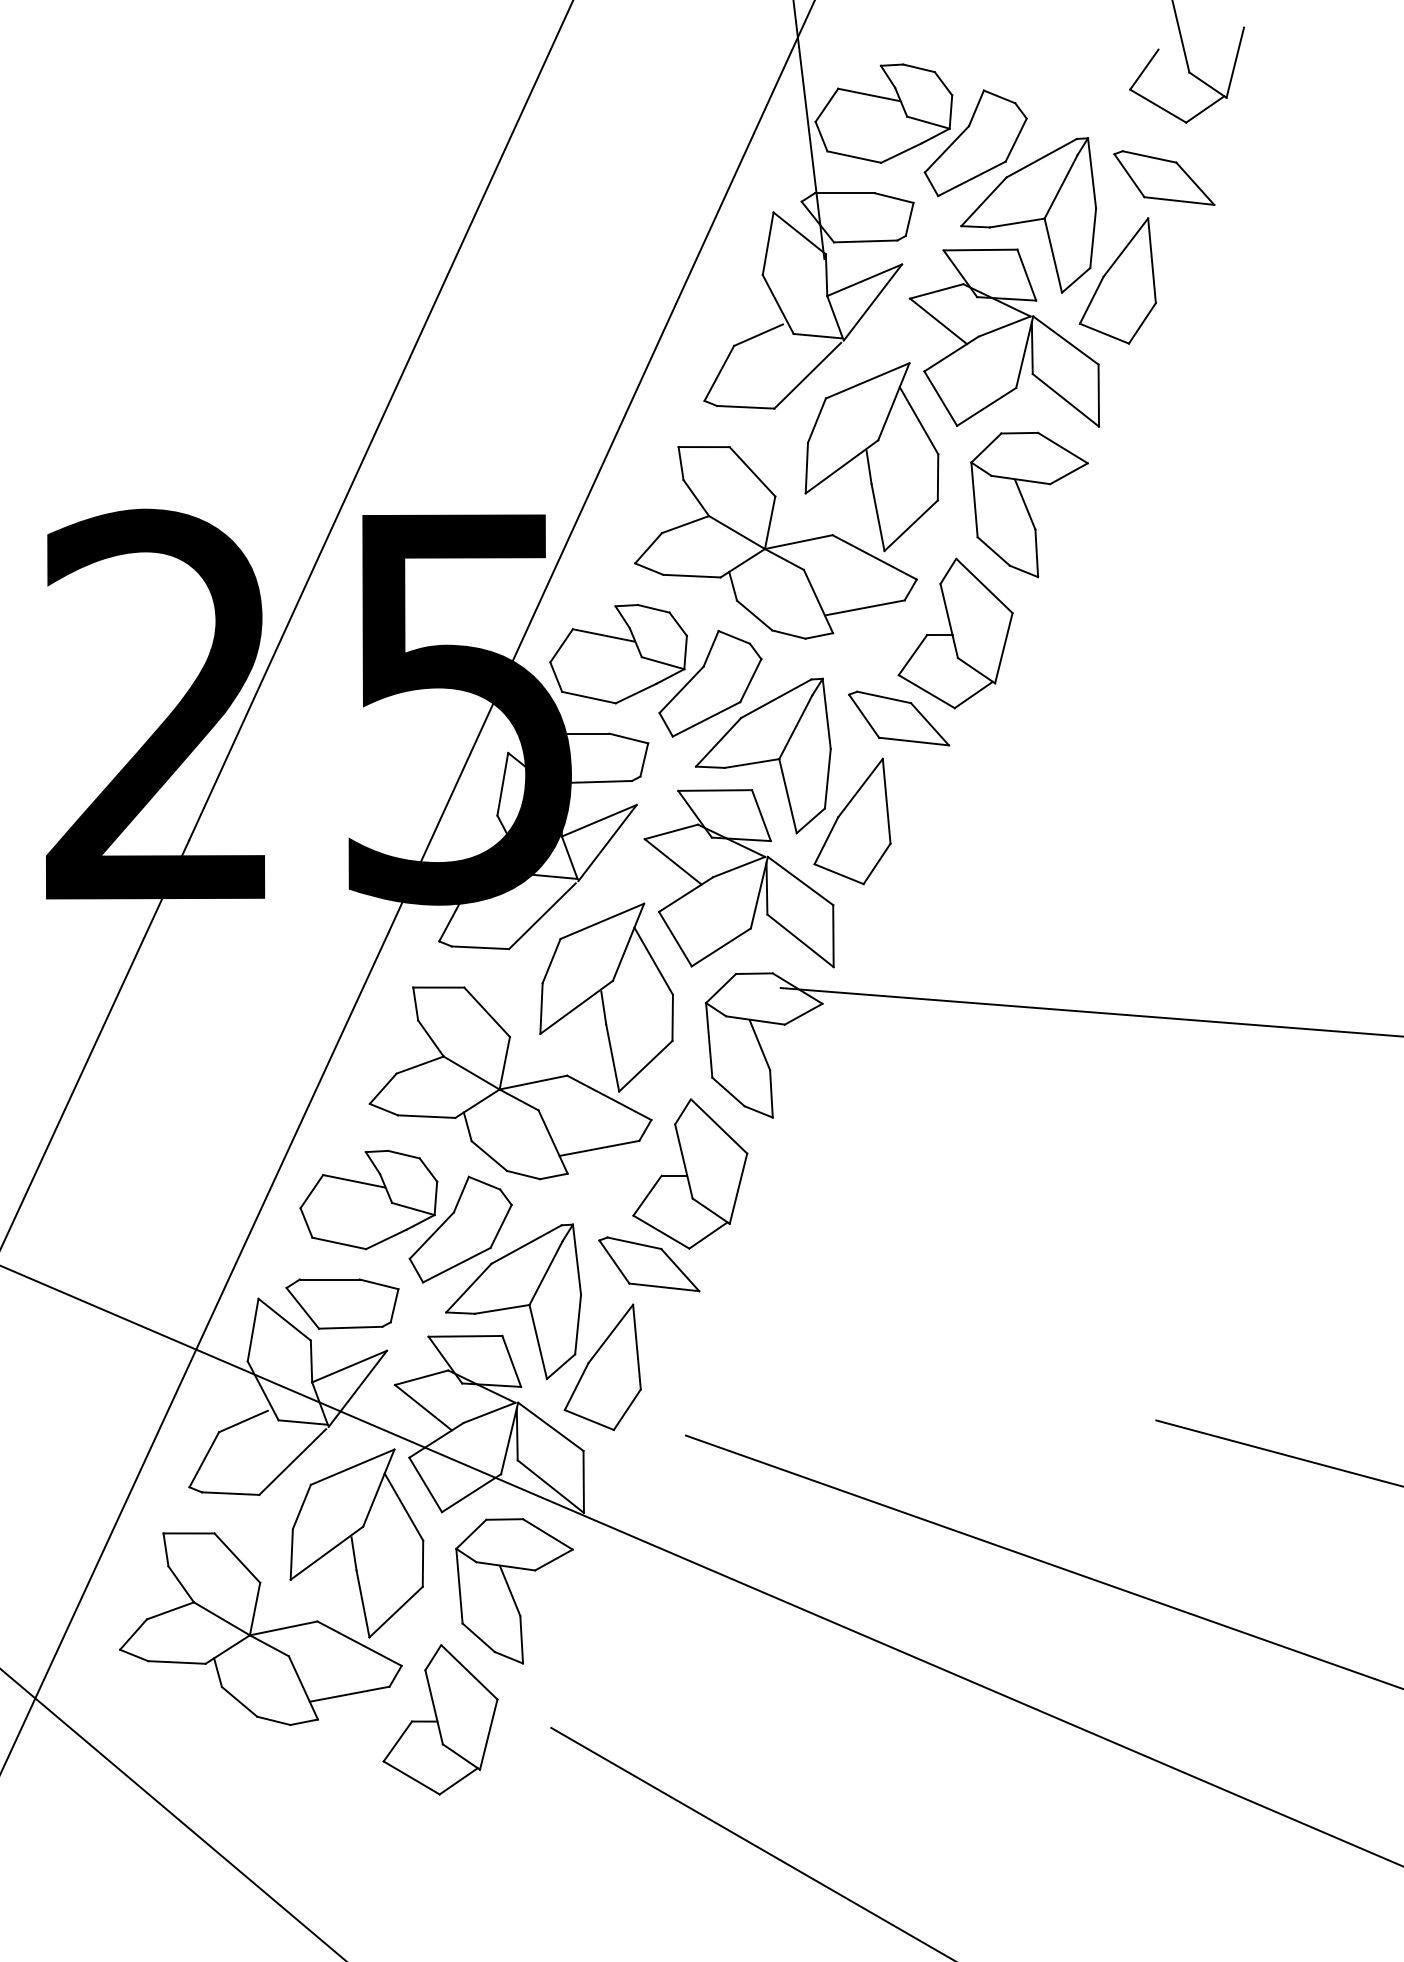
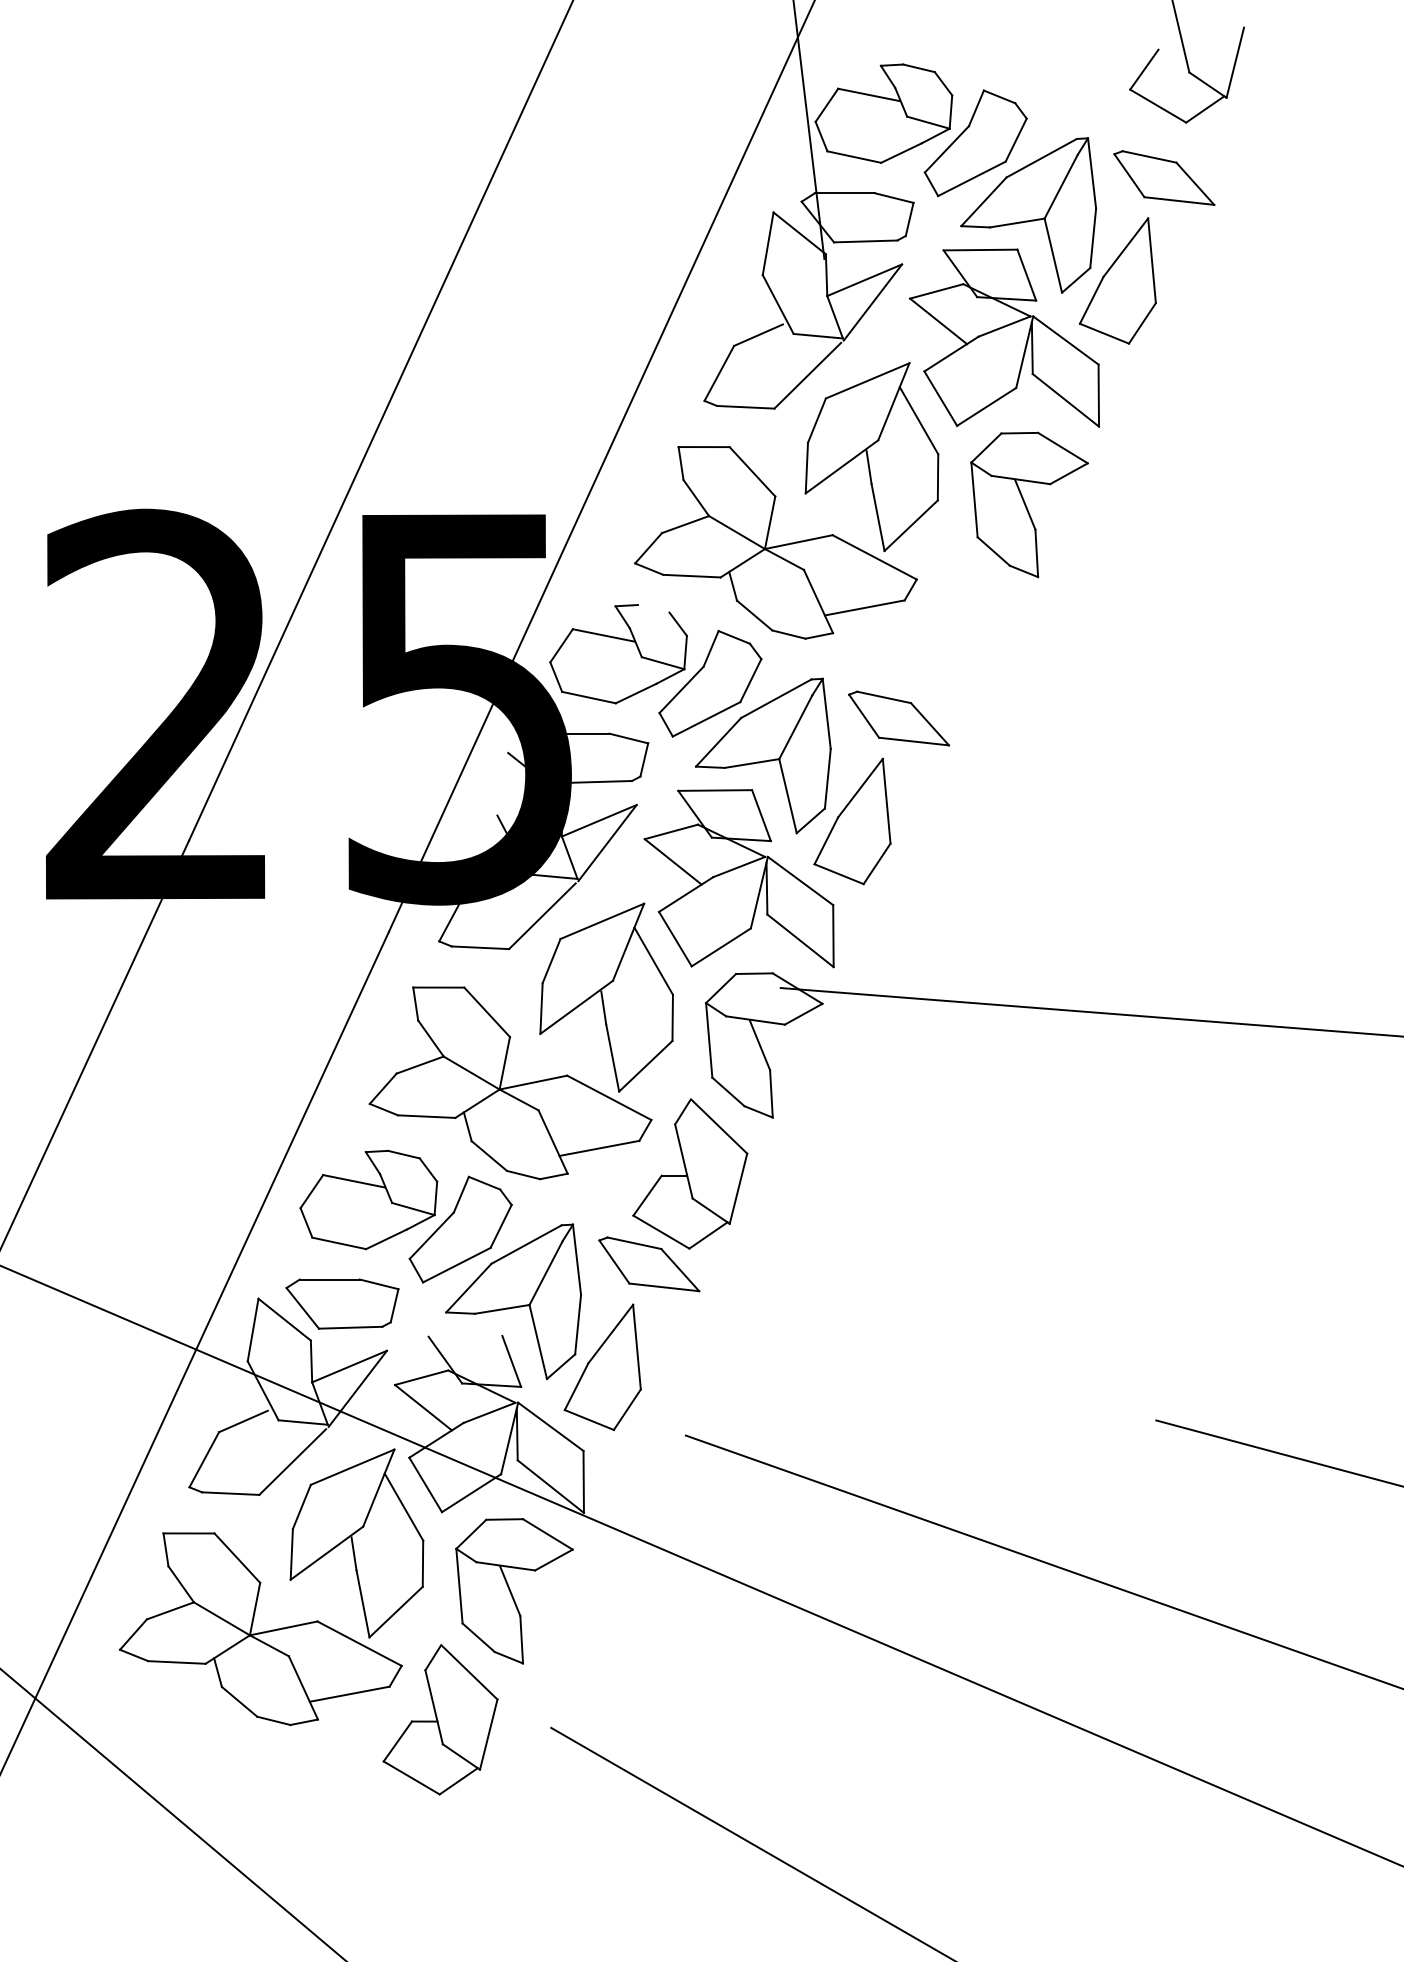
line: present -> none (653, 608)
part: present -> none (955, 633)
line: present -> none (502, 783)
line: present -> none (465, 1335)
